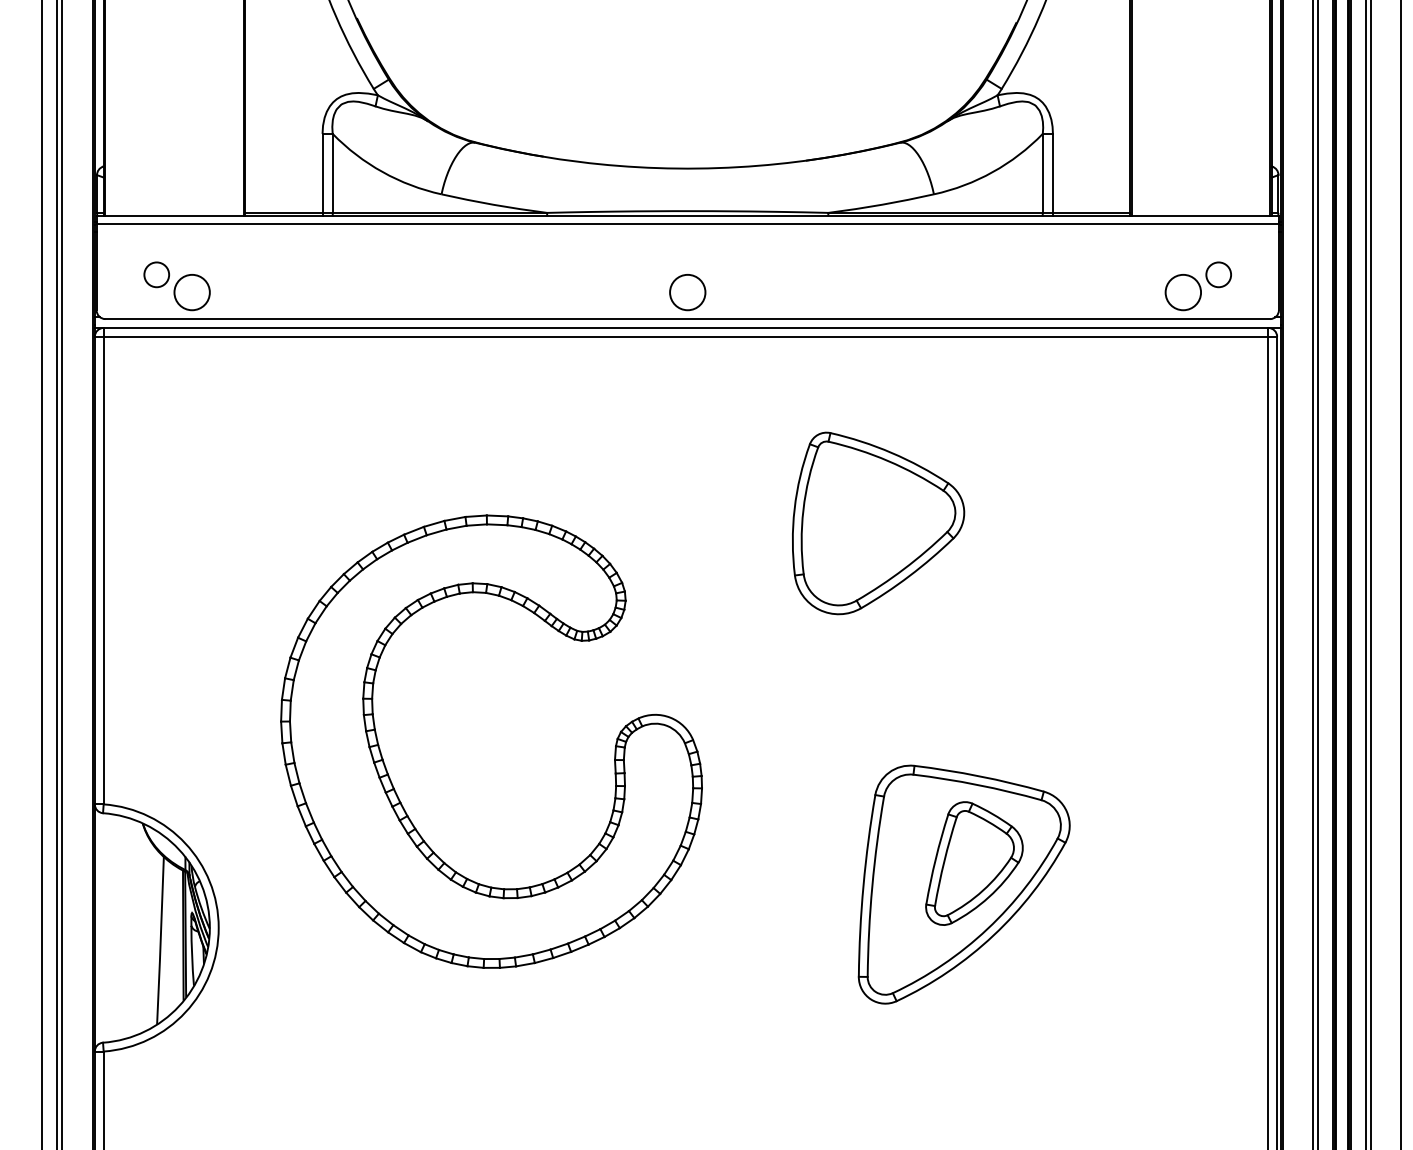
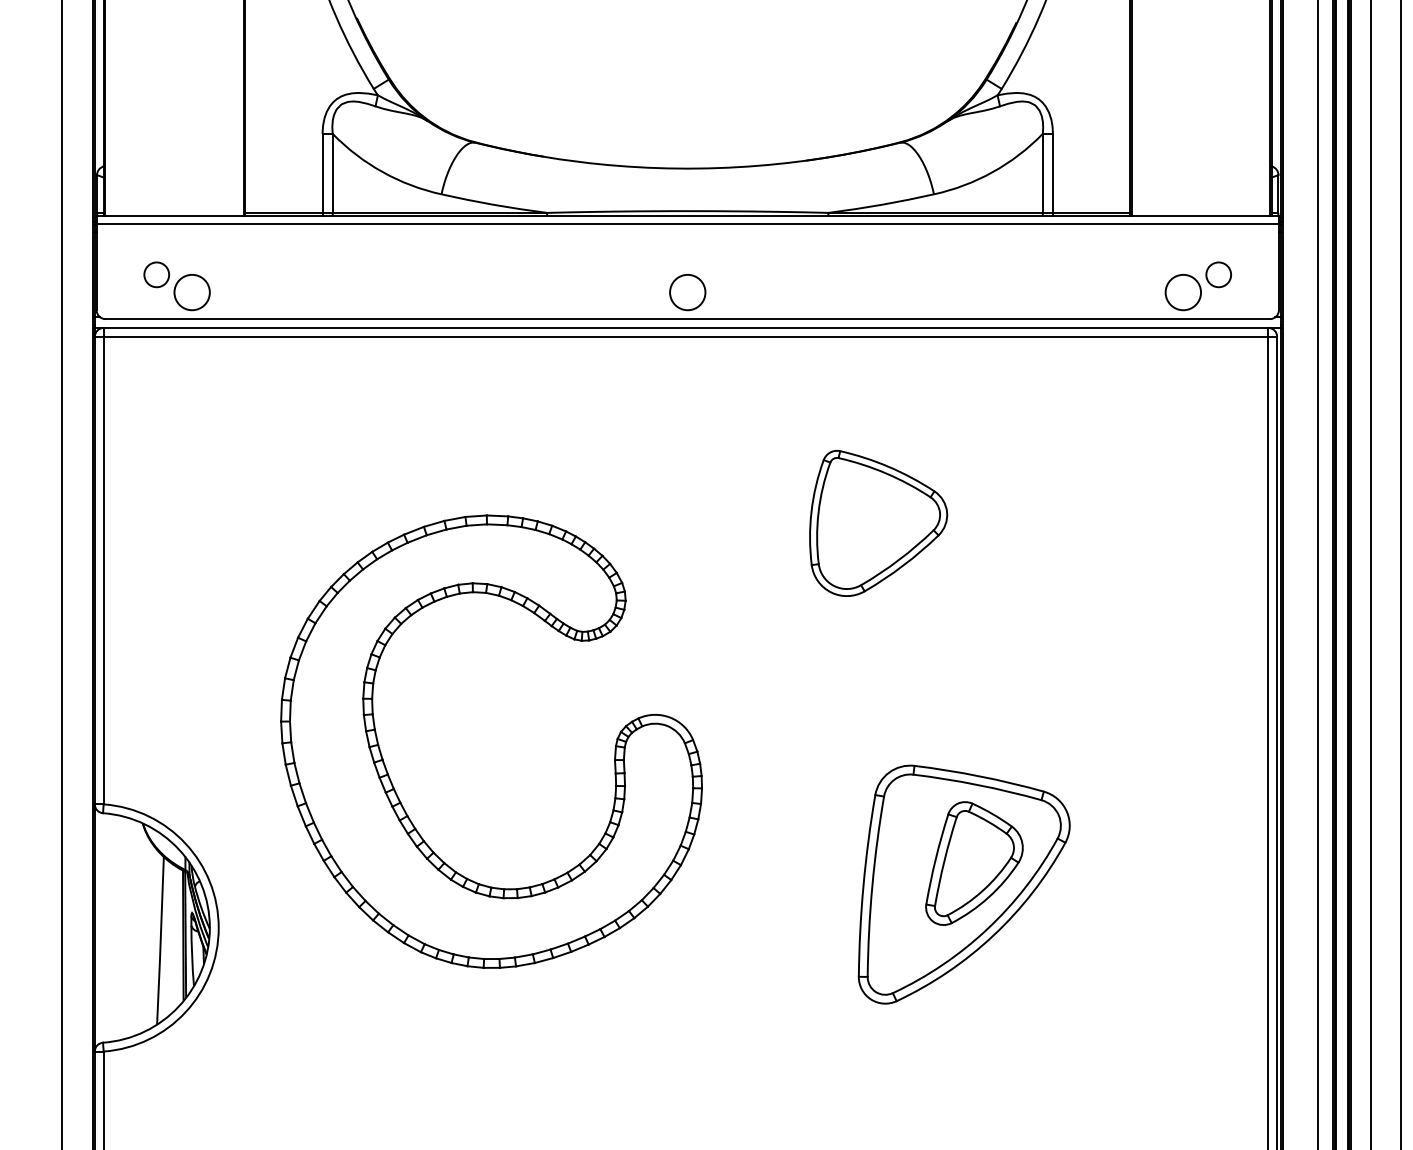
part size: 174x185 px -> 140x148 px (878, 522)
line: present -> none (42, 574)
line: present -> none (57, 574)
line: present -> none (1313, 574)
line: present -> none (1365, 574)
